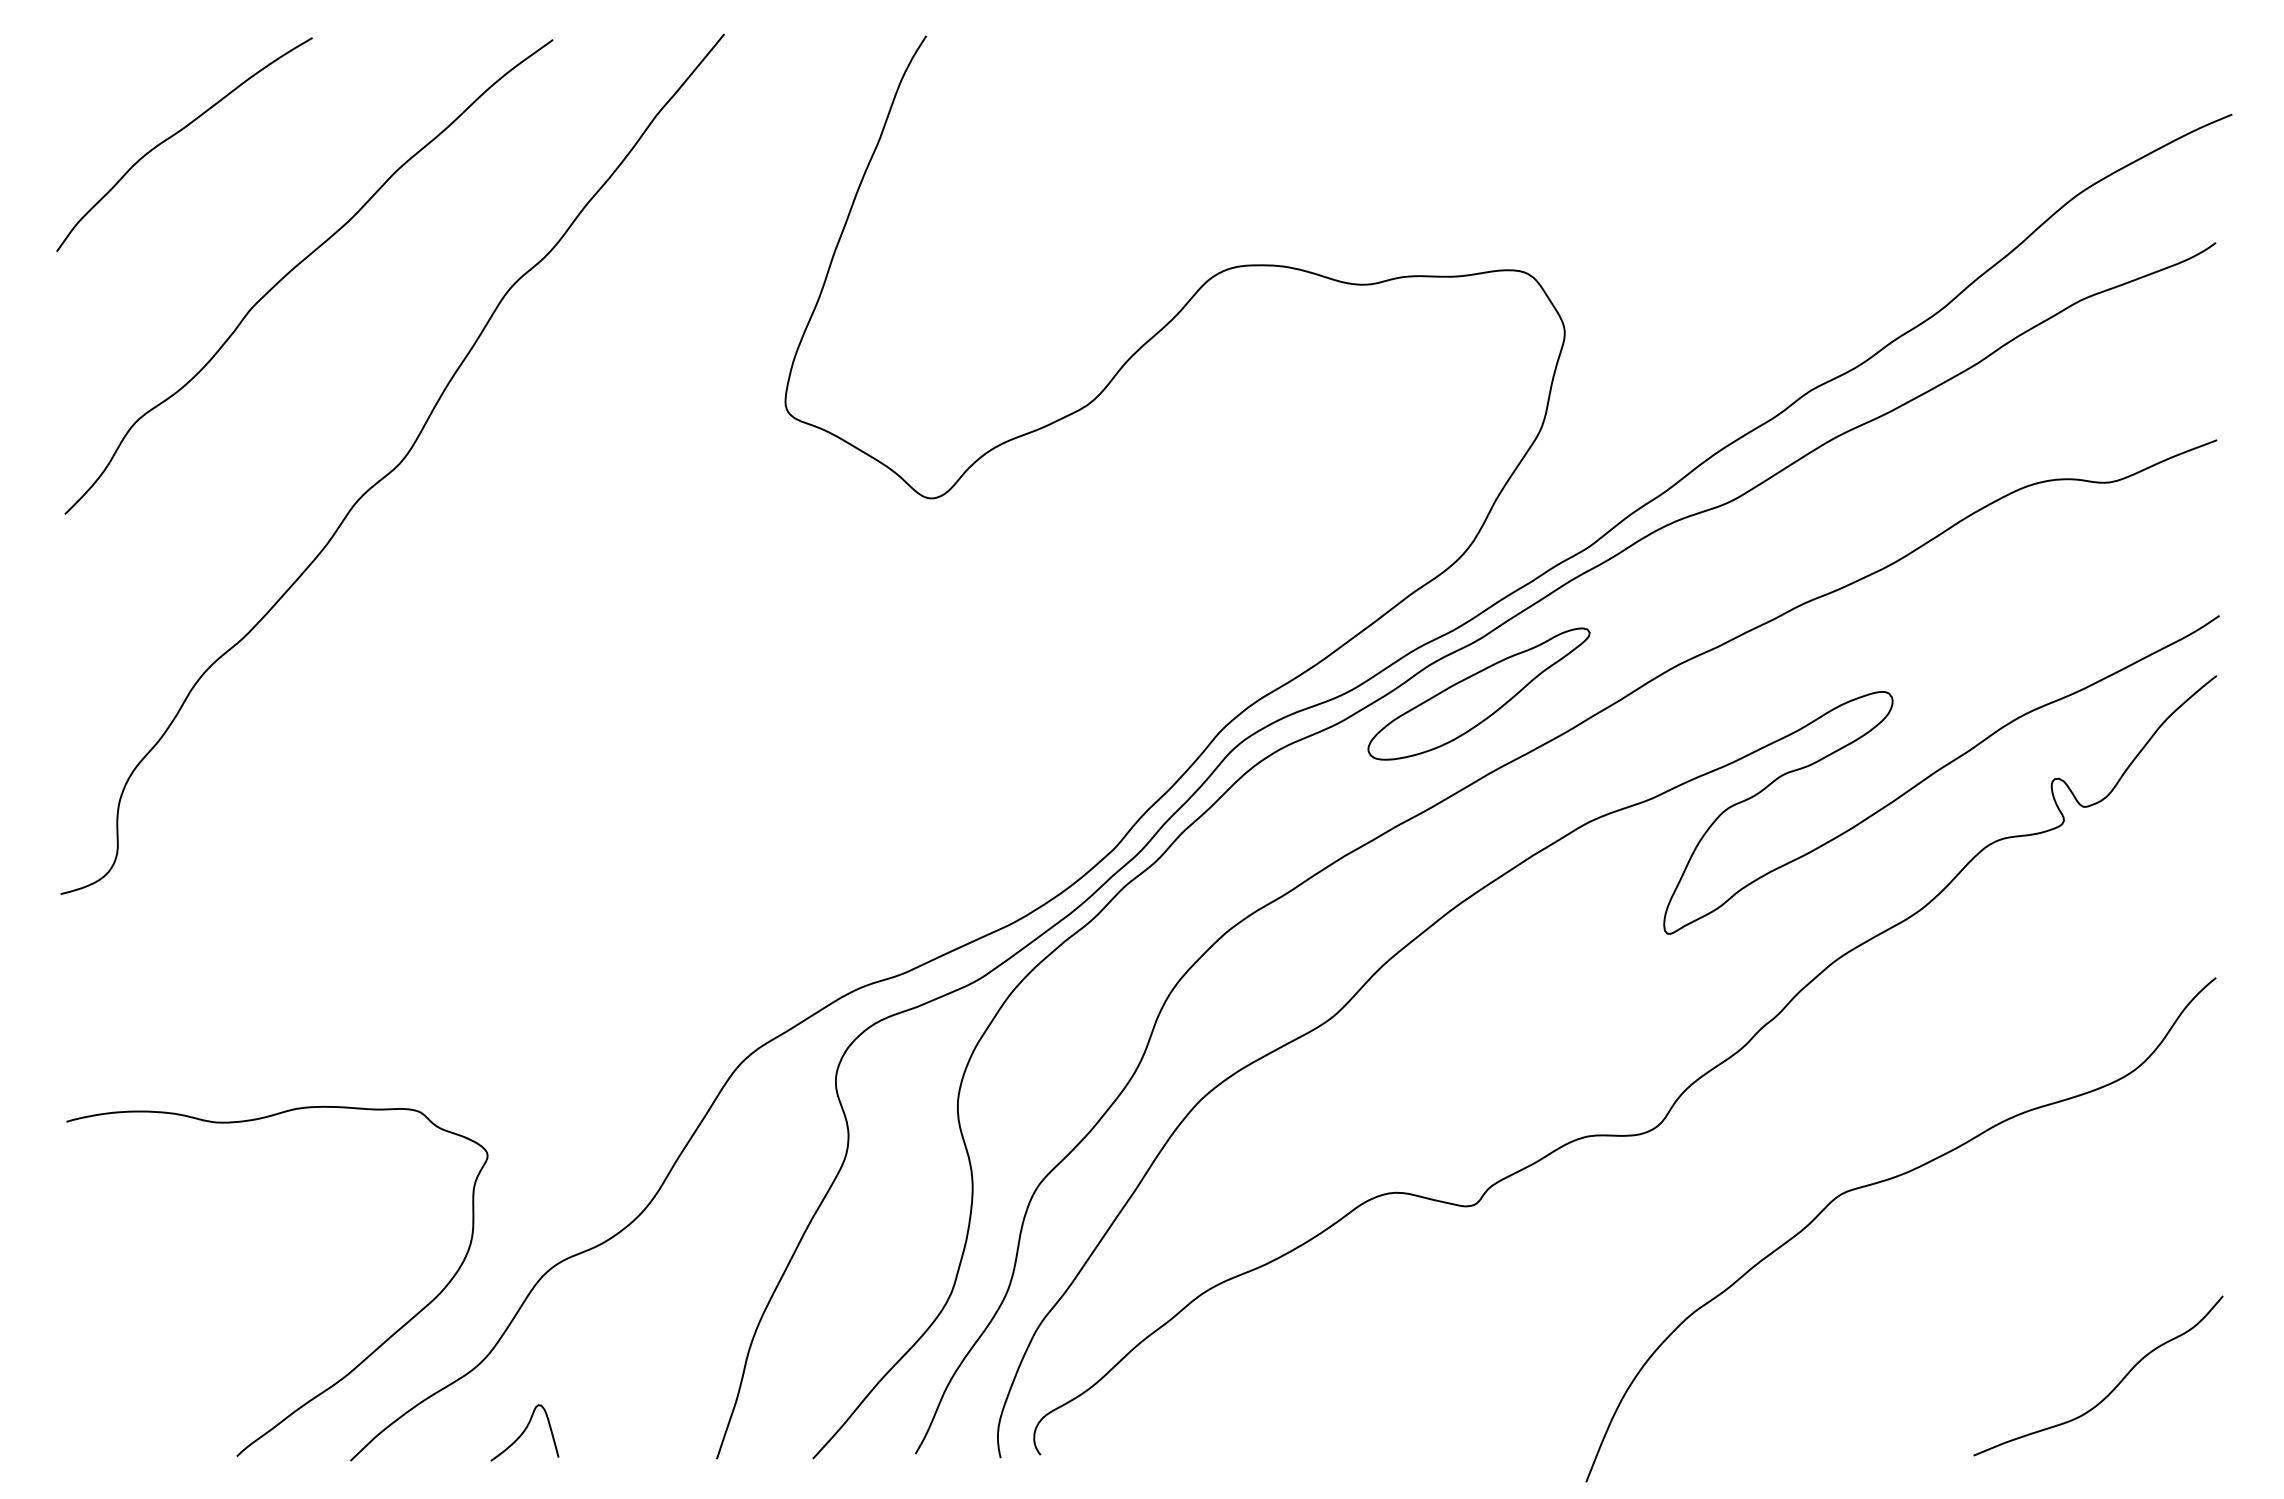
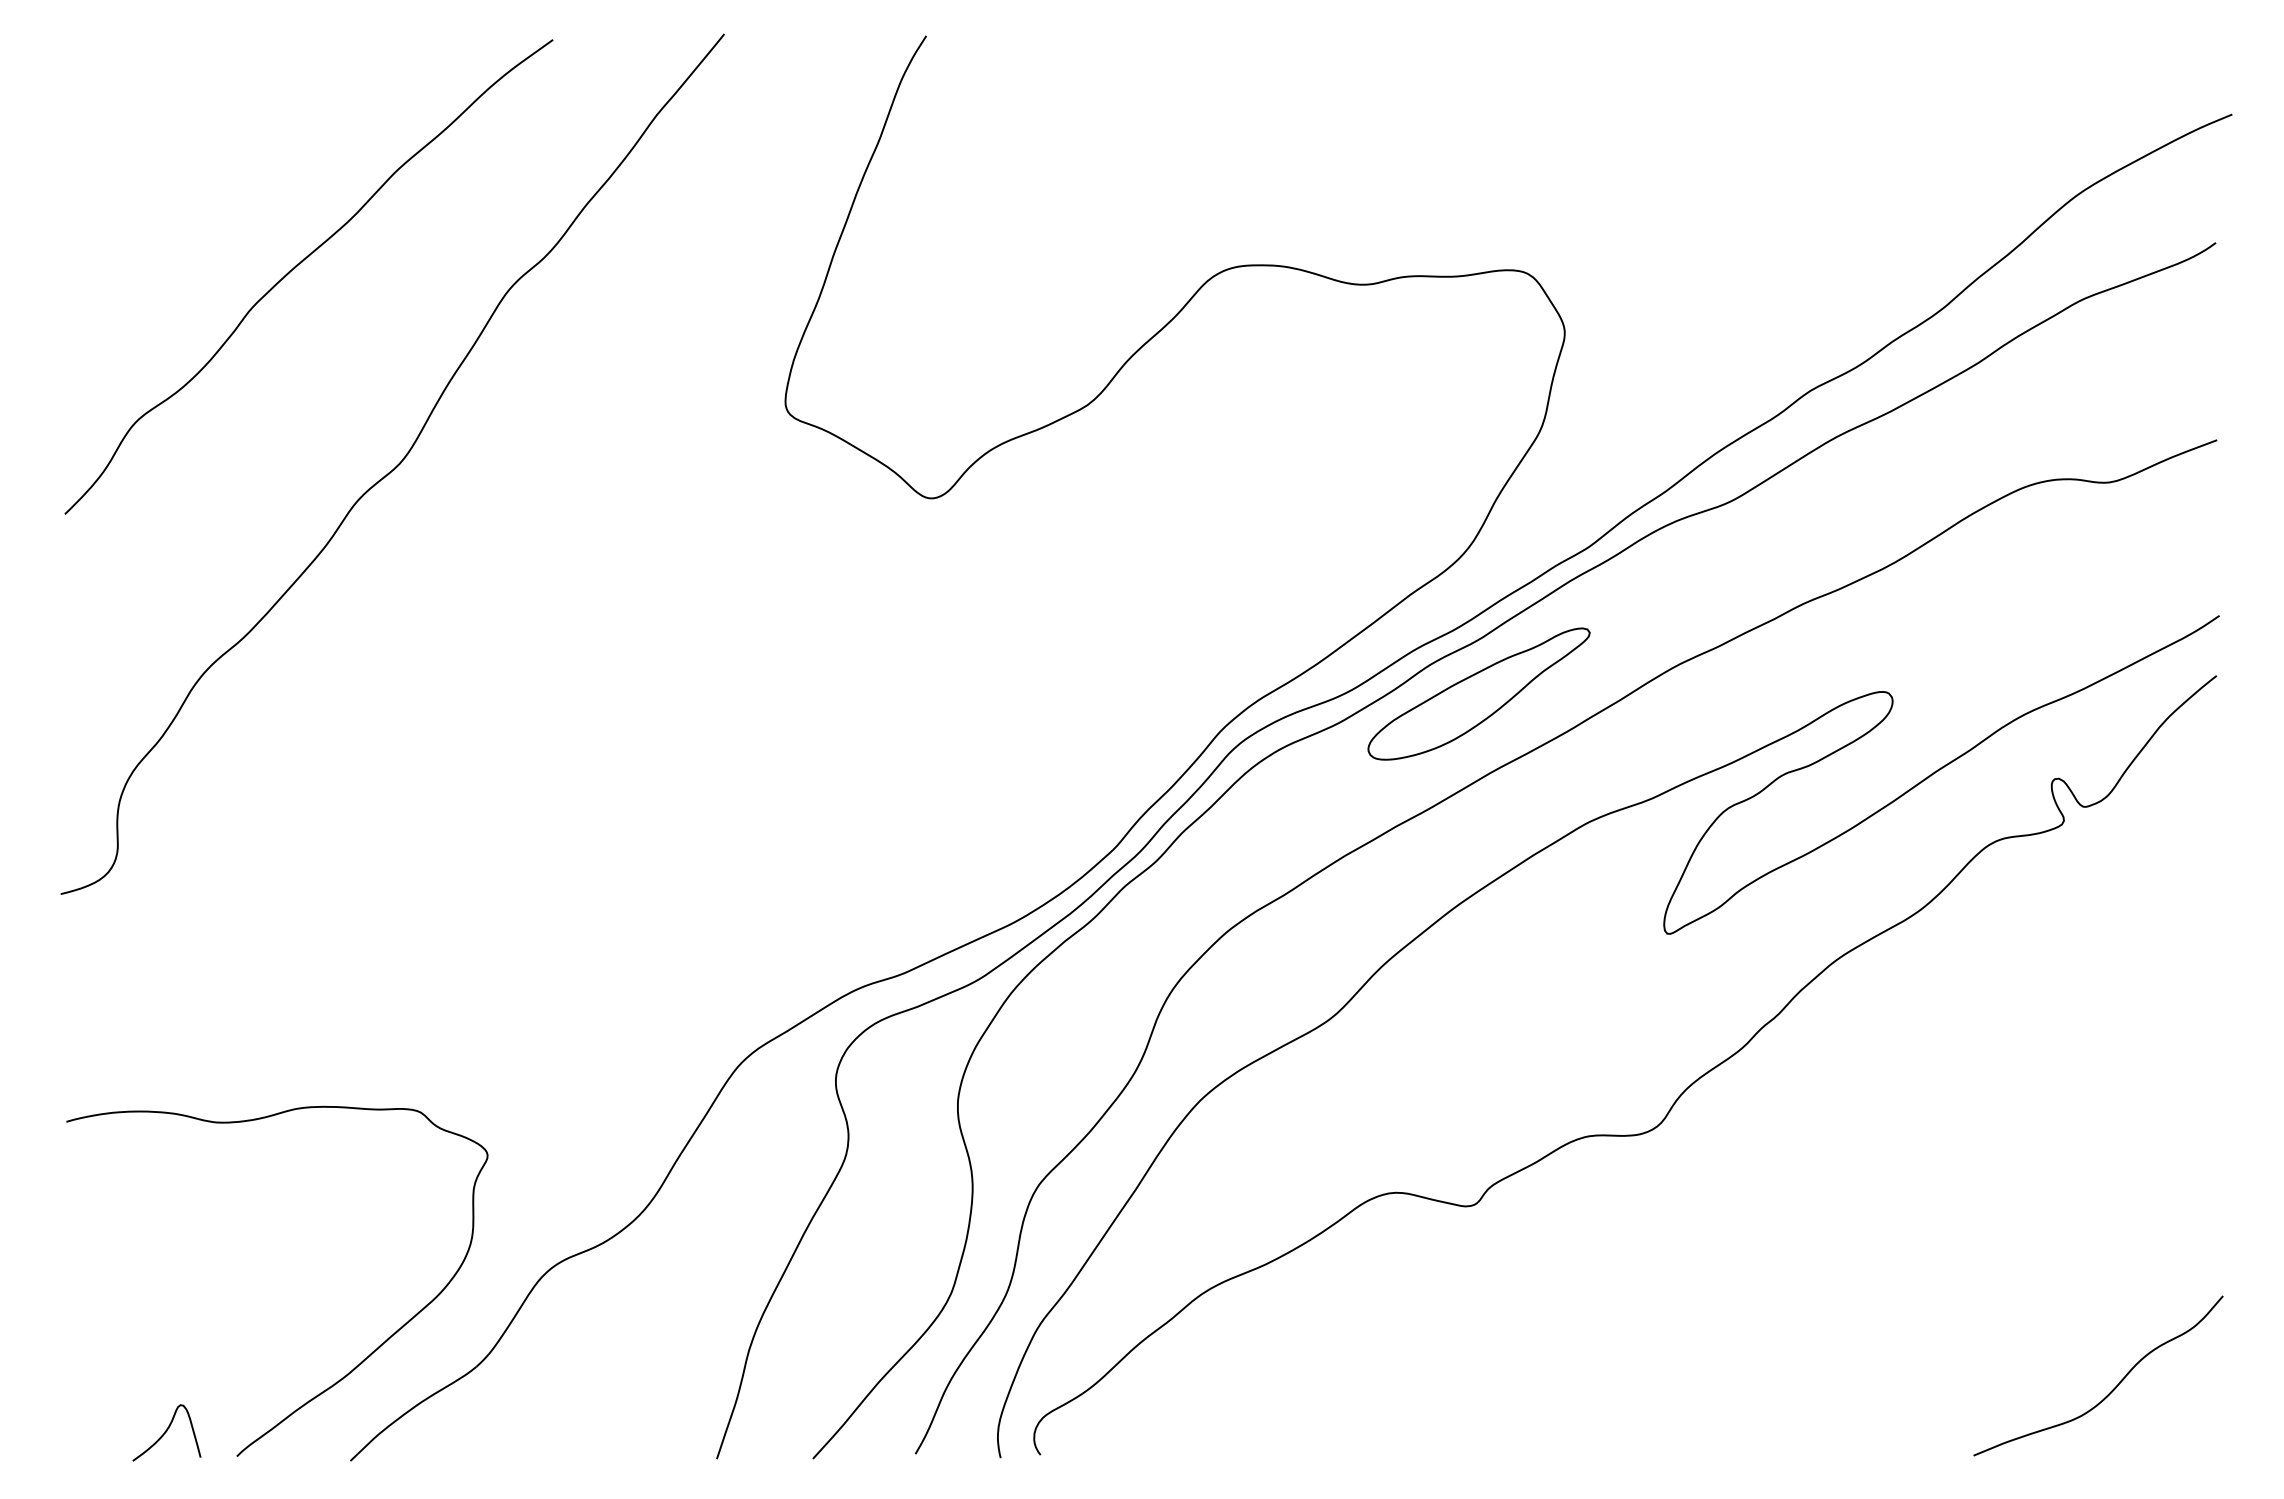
curve: present -> none (175, 135)
curve: present -> none (1885, 1181)
curve position: (524, 1432) -> (166, 1432) (166, 1432)
